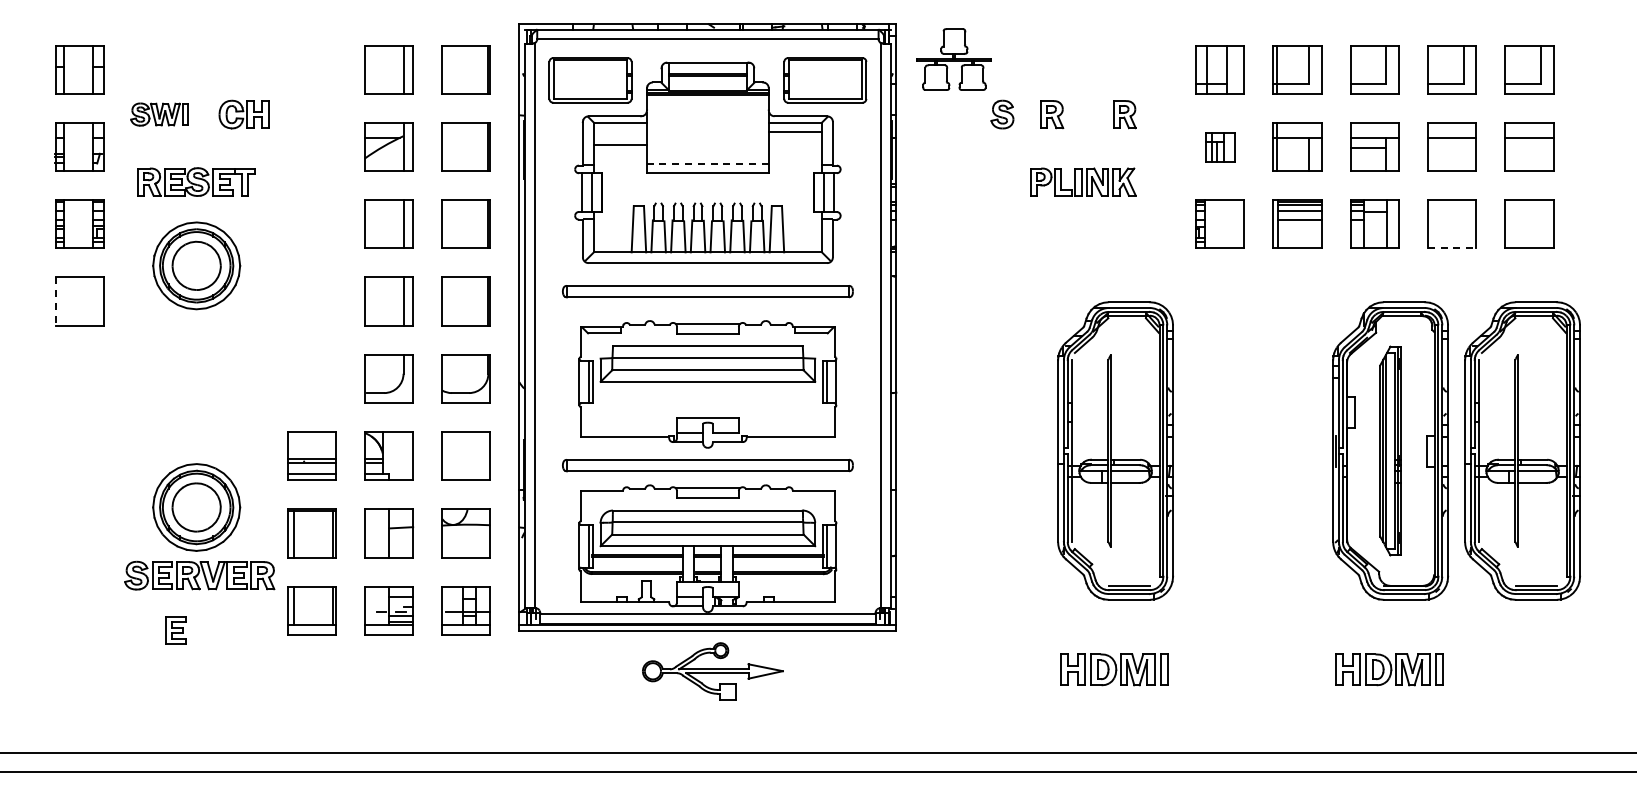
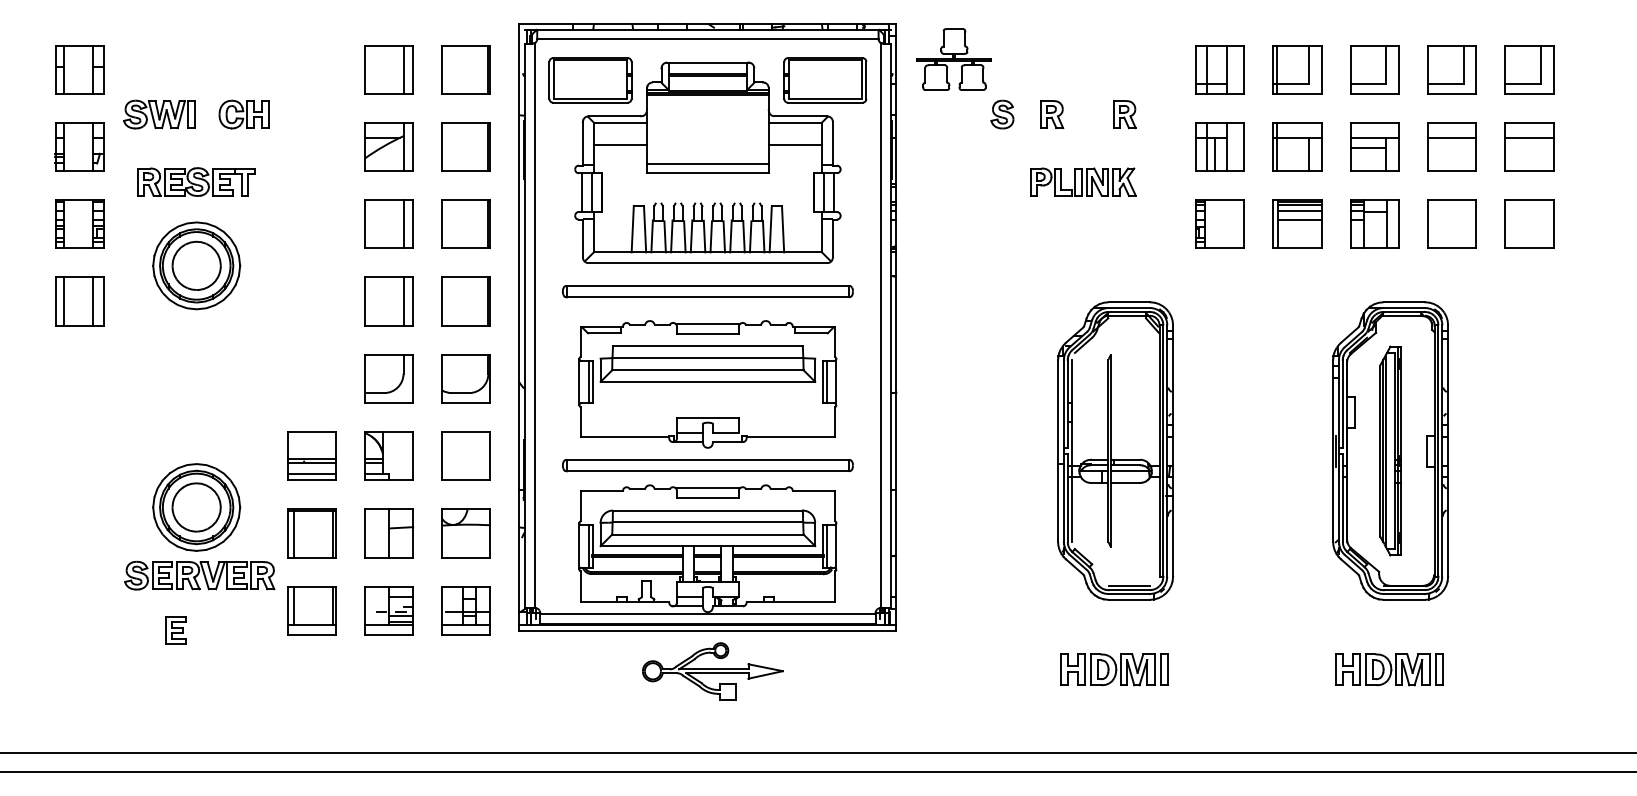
part size: 59x25 px -> 73x31 px (159, 114)
line position: (794, 131) -> (794, 144) (794, 144)
part size: 31x31 px -> 50x50 px (1219, 146)
line: dashed -> solid (707, 164)
line: dashed -> solid (1452, 248)
line: none -> present (64, 301)
line: none -> present (93, 301)
line: dashed -> solid (55, 302)
part: present -> none (1522, 450)
